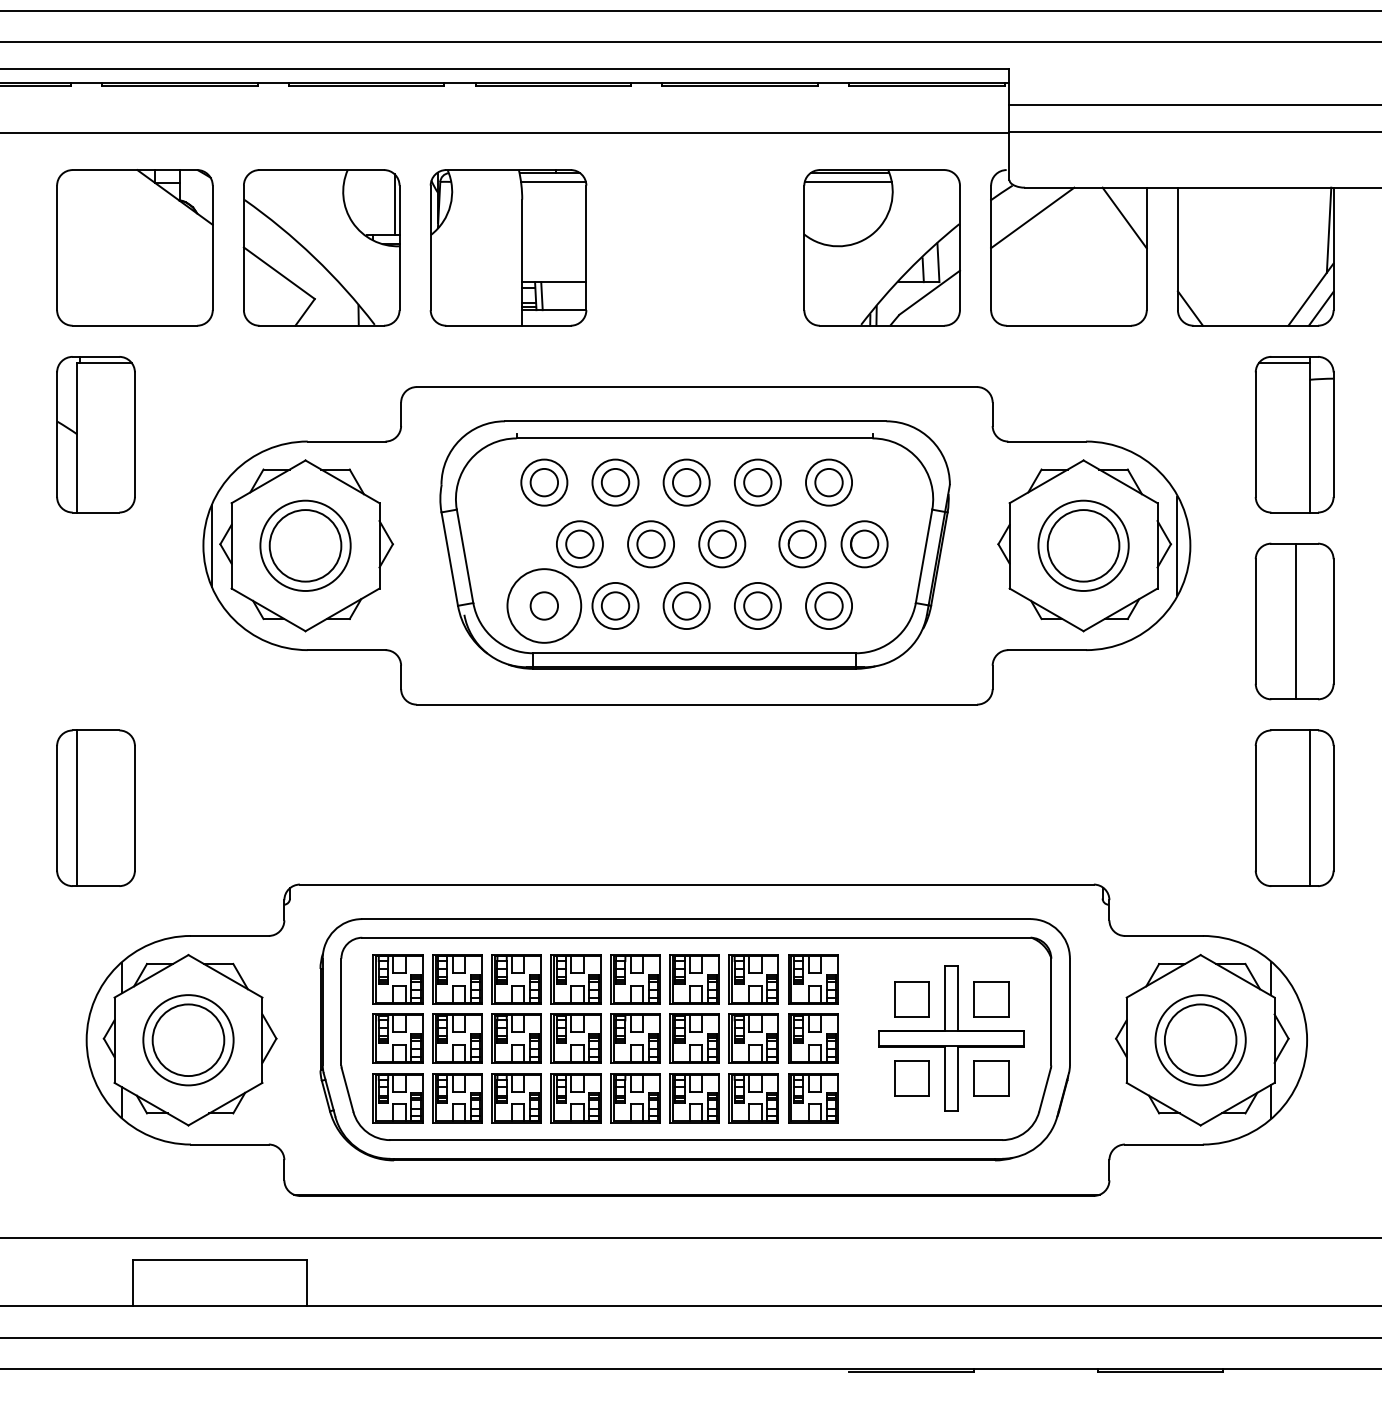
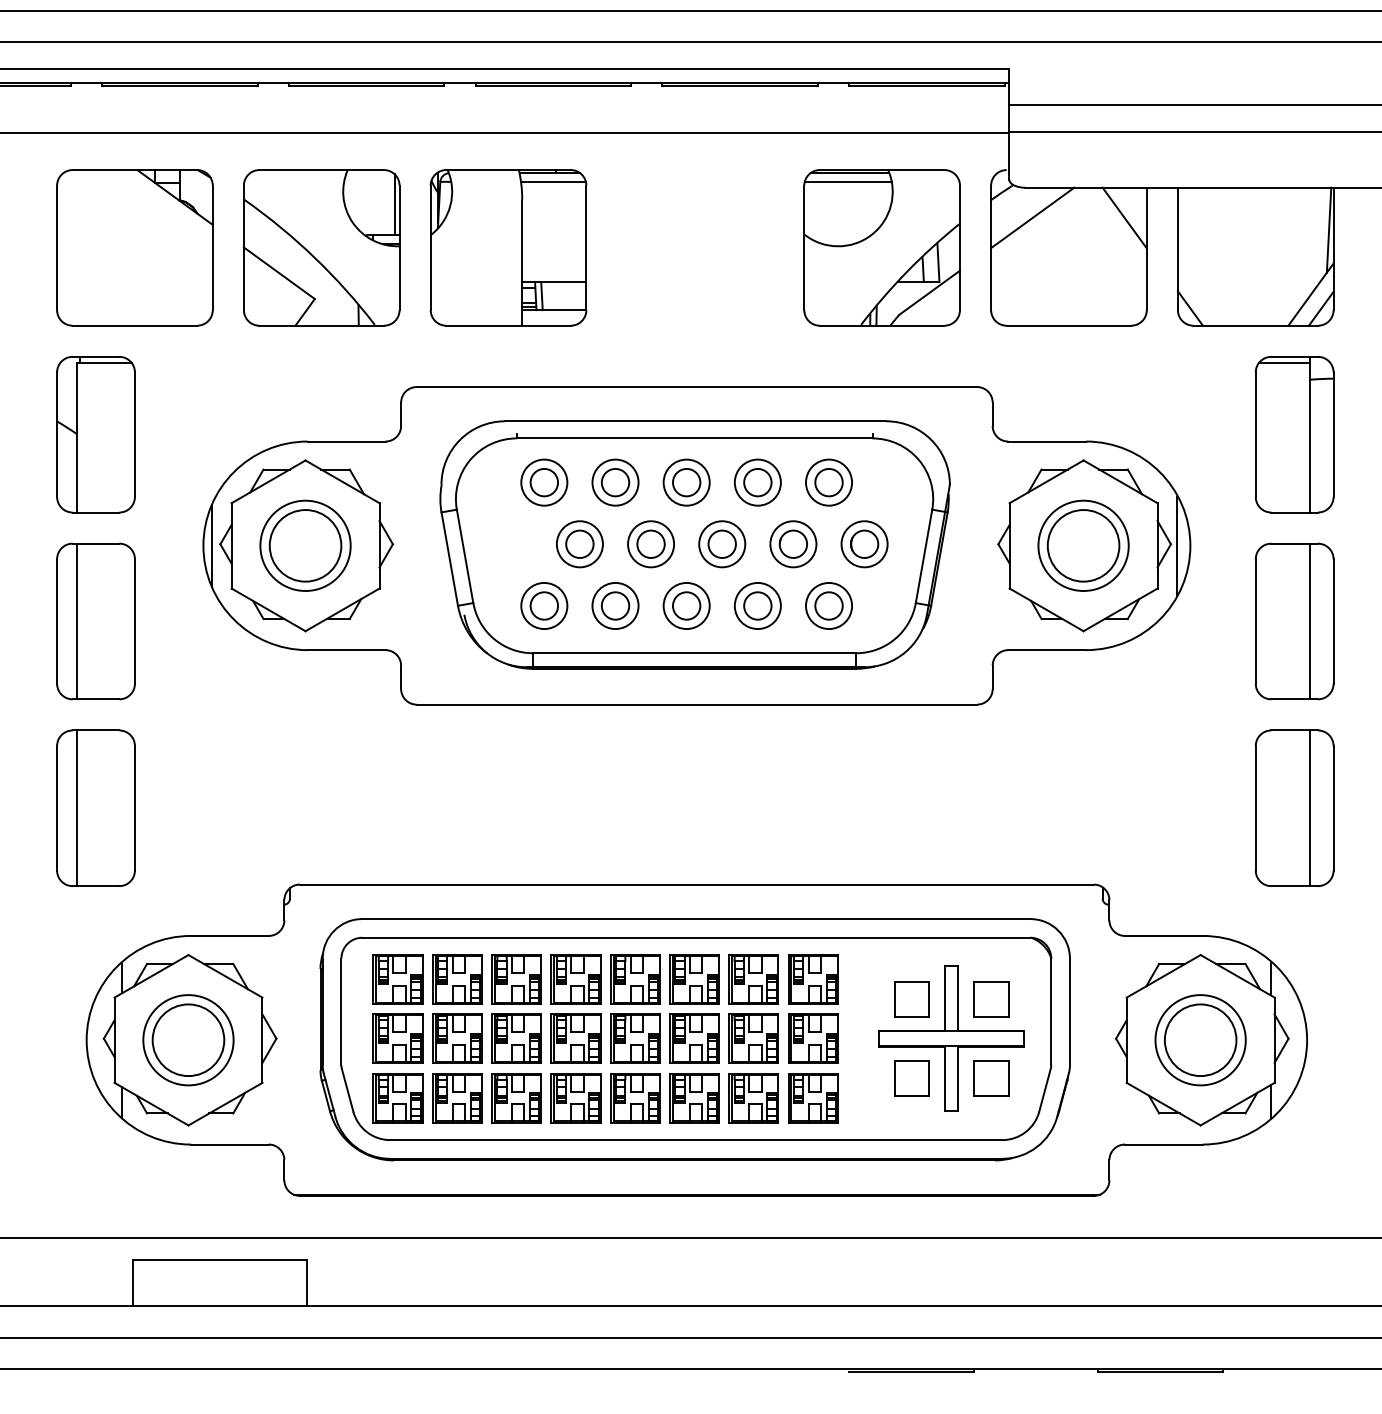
part position: (802, 544) -> (793, 544) (793, 544)
circle diameter: 74 px -> 46 px (544, 605)
part: none -> present (95, 621)
line position: (1295, 621) -> (1309, 621) (1309, 621)
